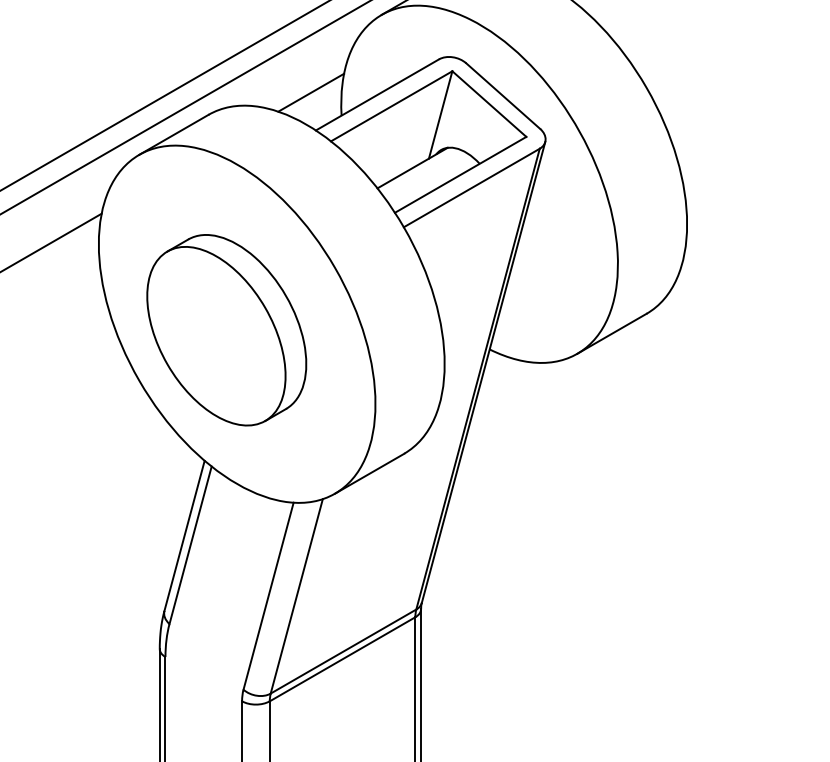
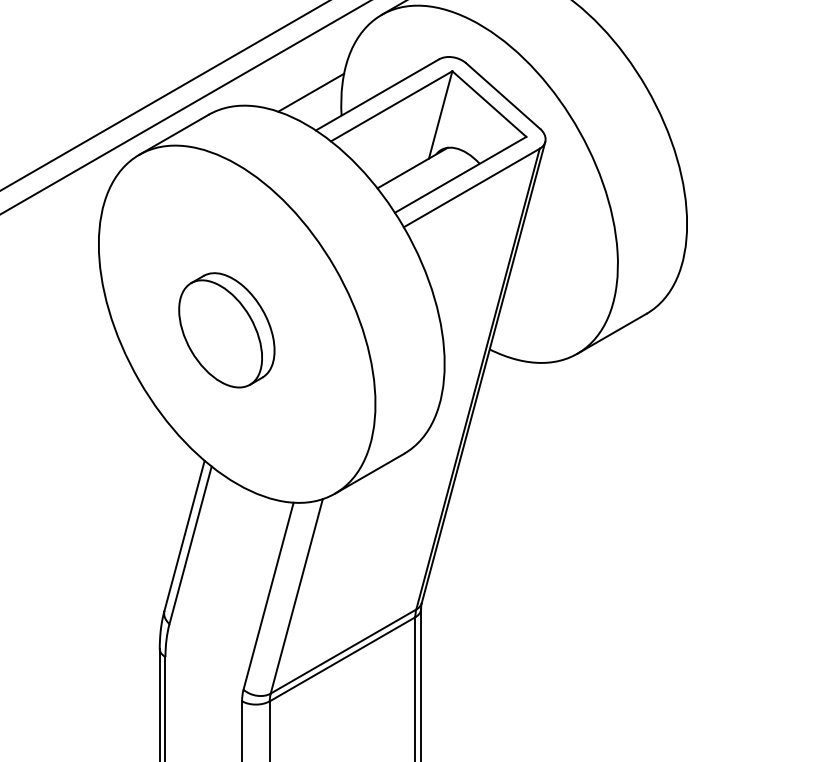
line: present -> none (51, 241)
part size: 162x193 px -> 98x117 px (226, 330)
